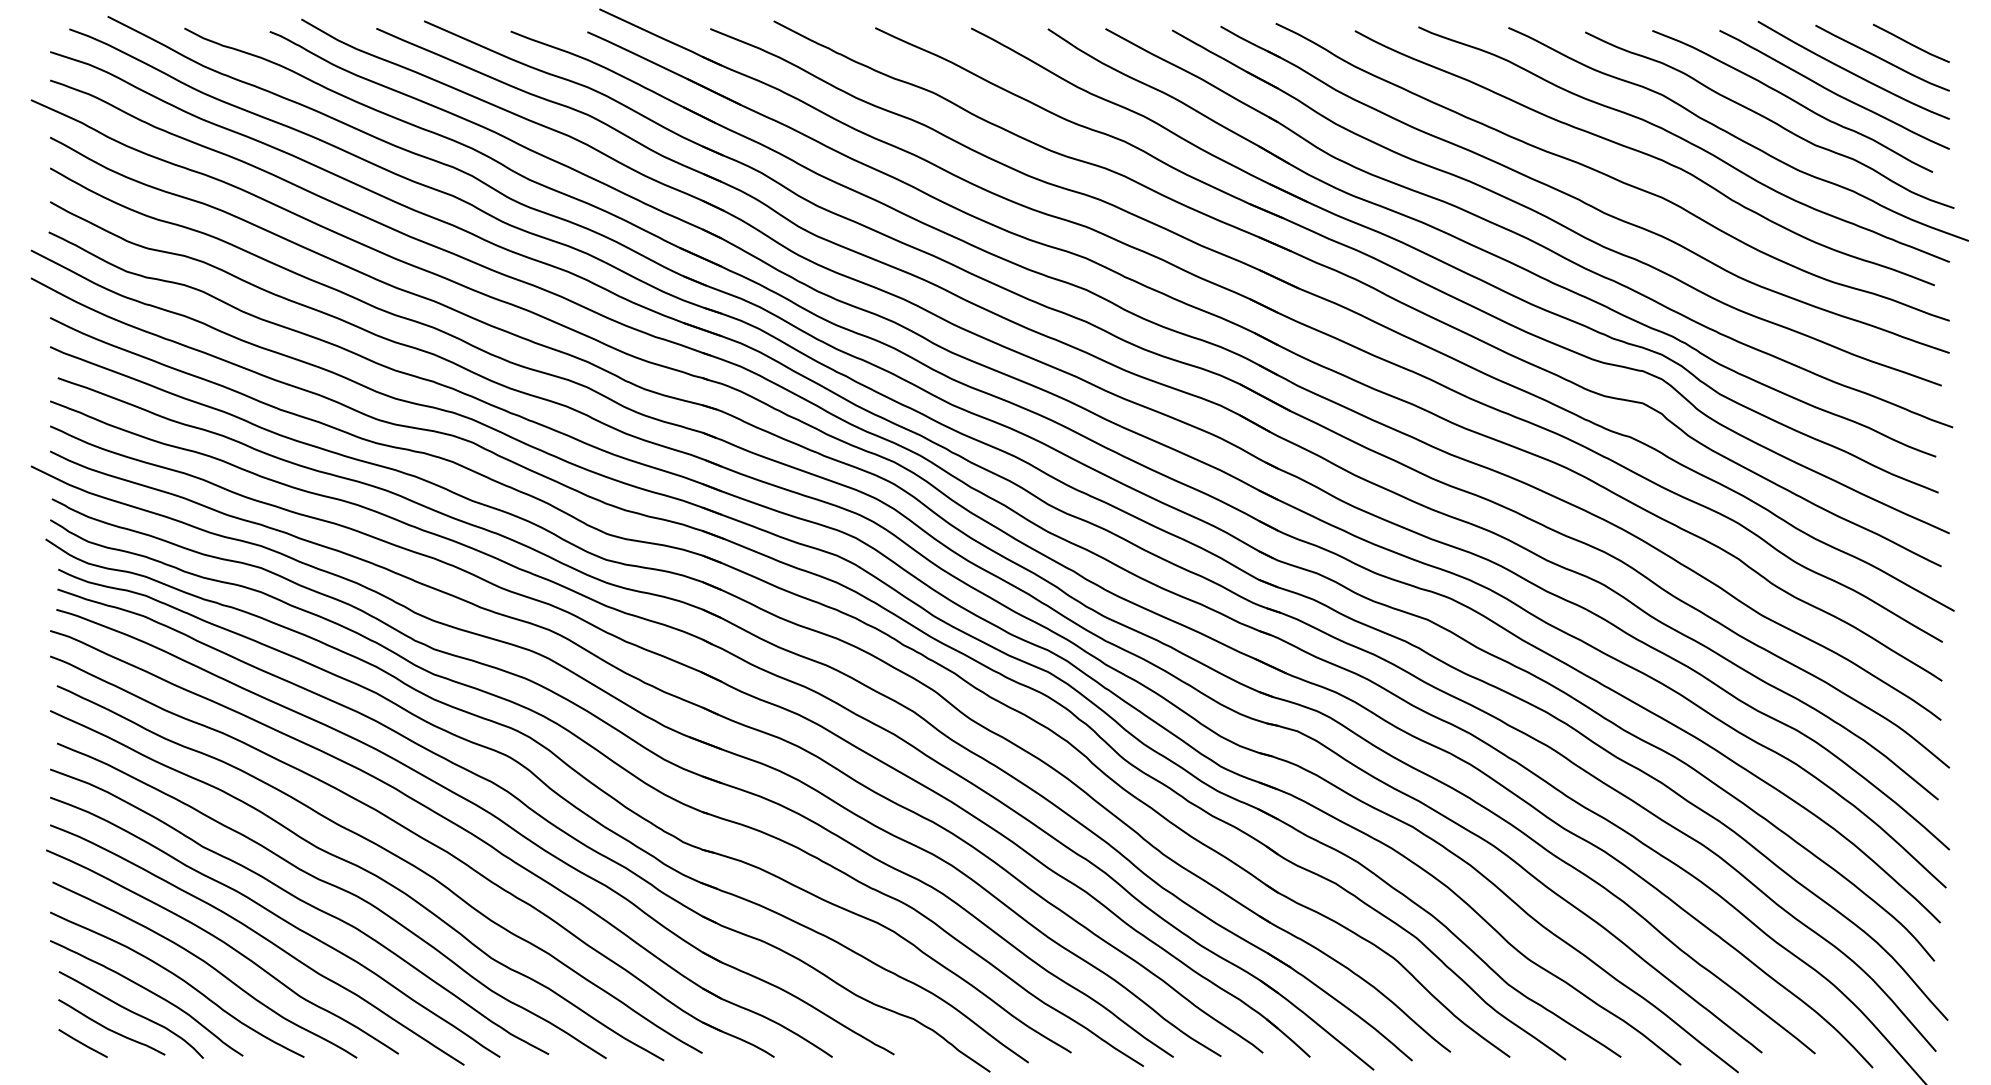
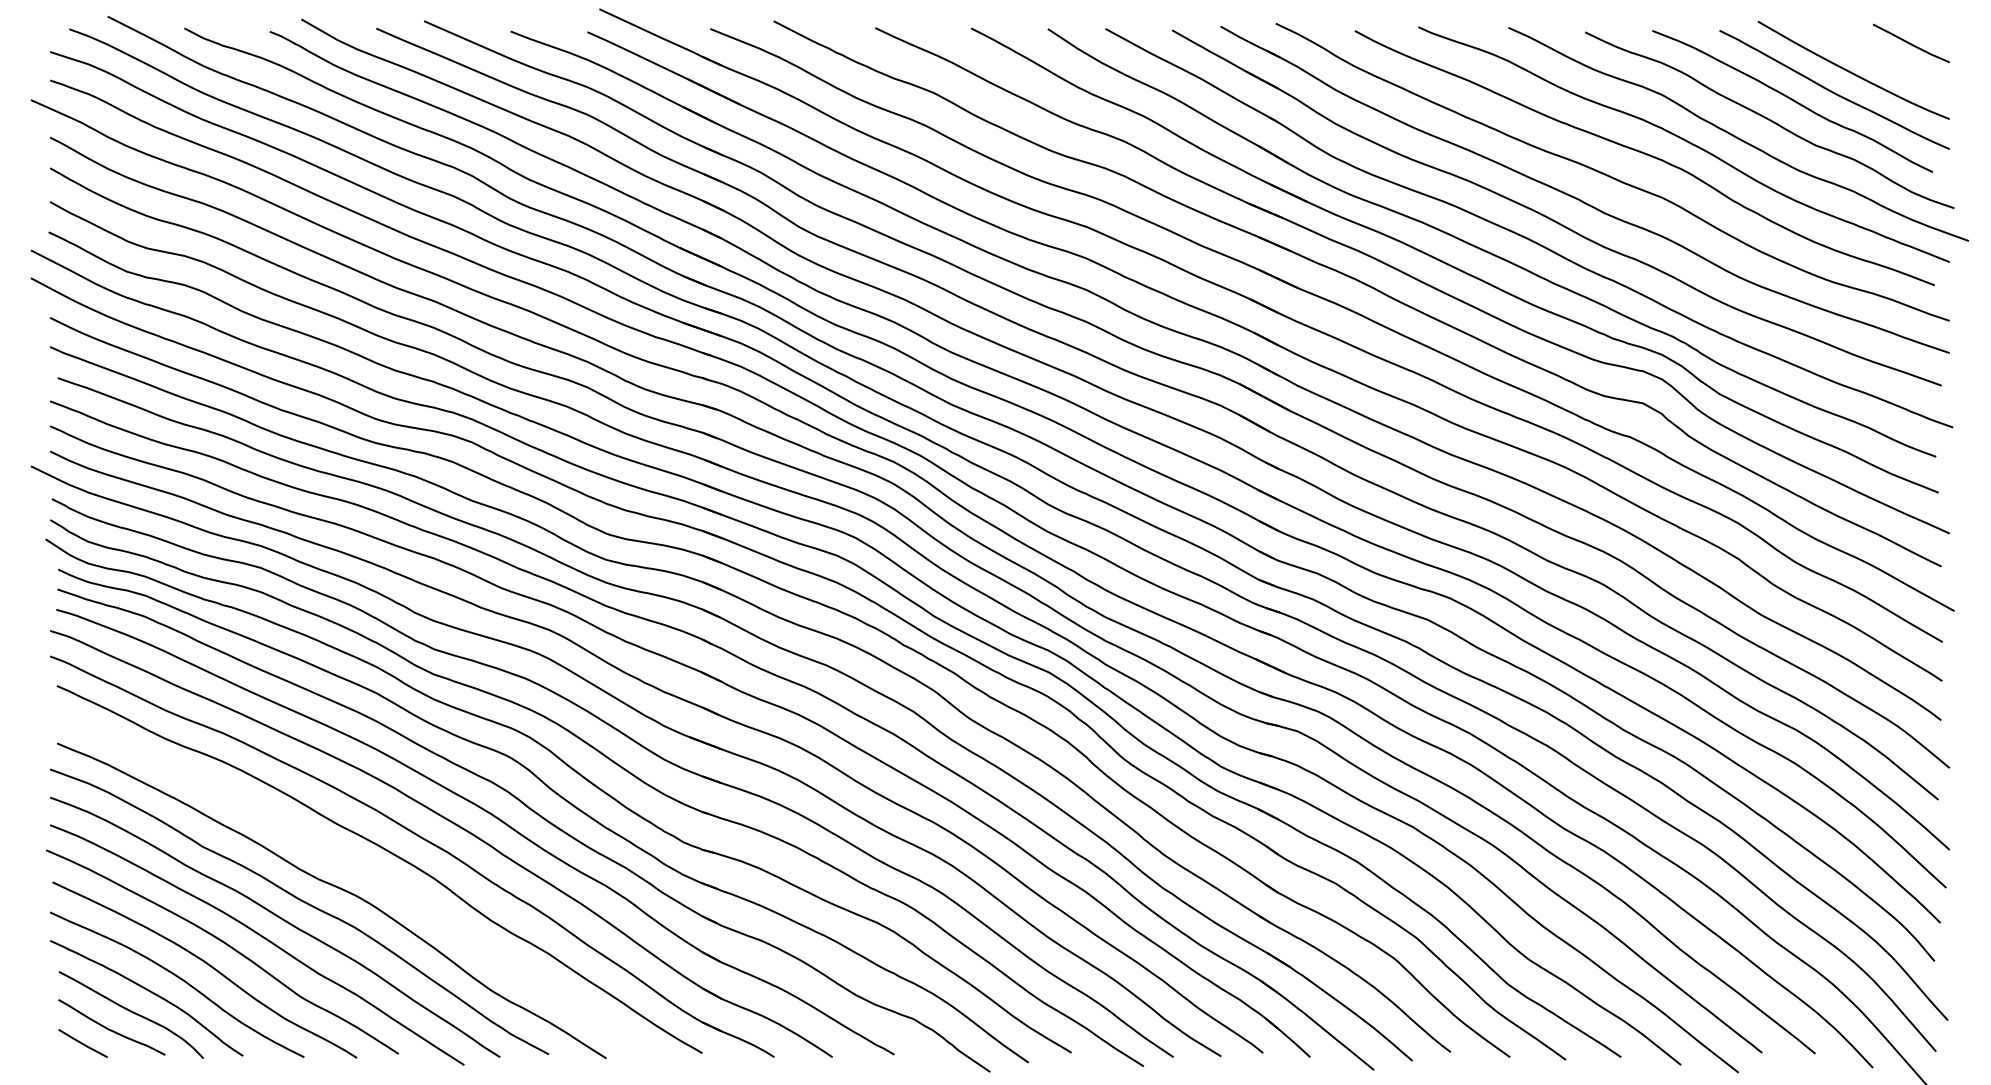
curve: present -> none (1882, 58)
curve: present -> none (365, 871)
